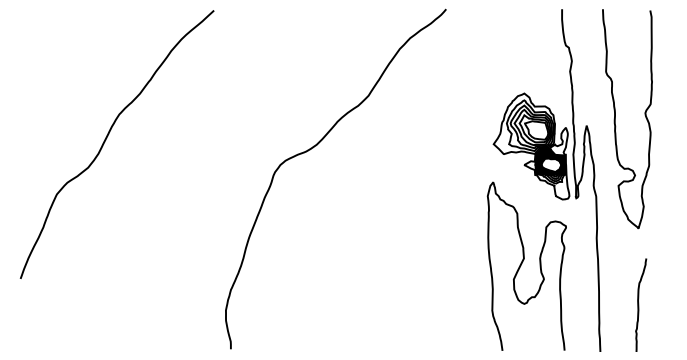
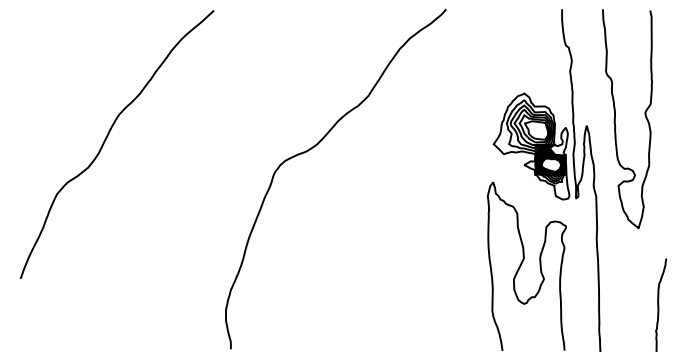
curve position: (639, 304) -> (659, 304) (659, 304)
